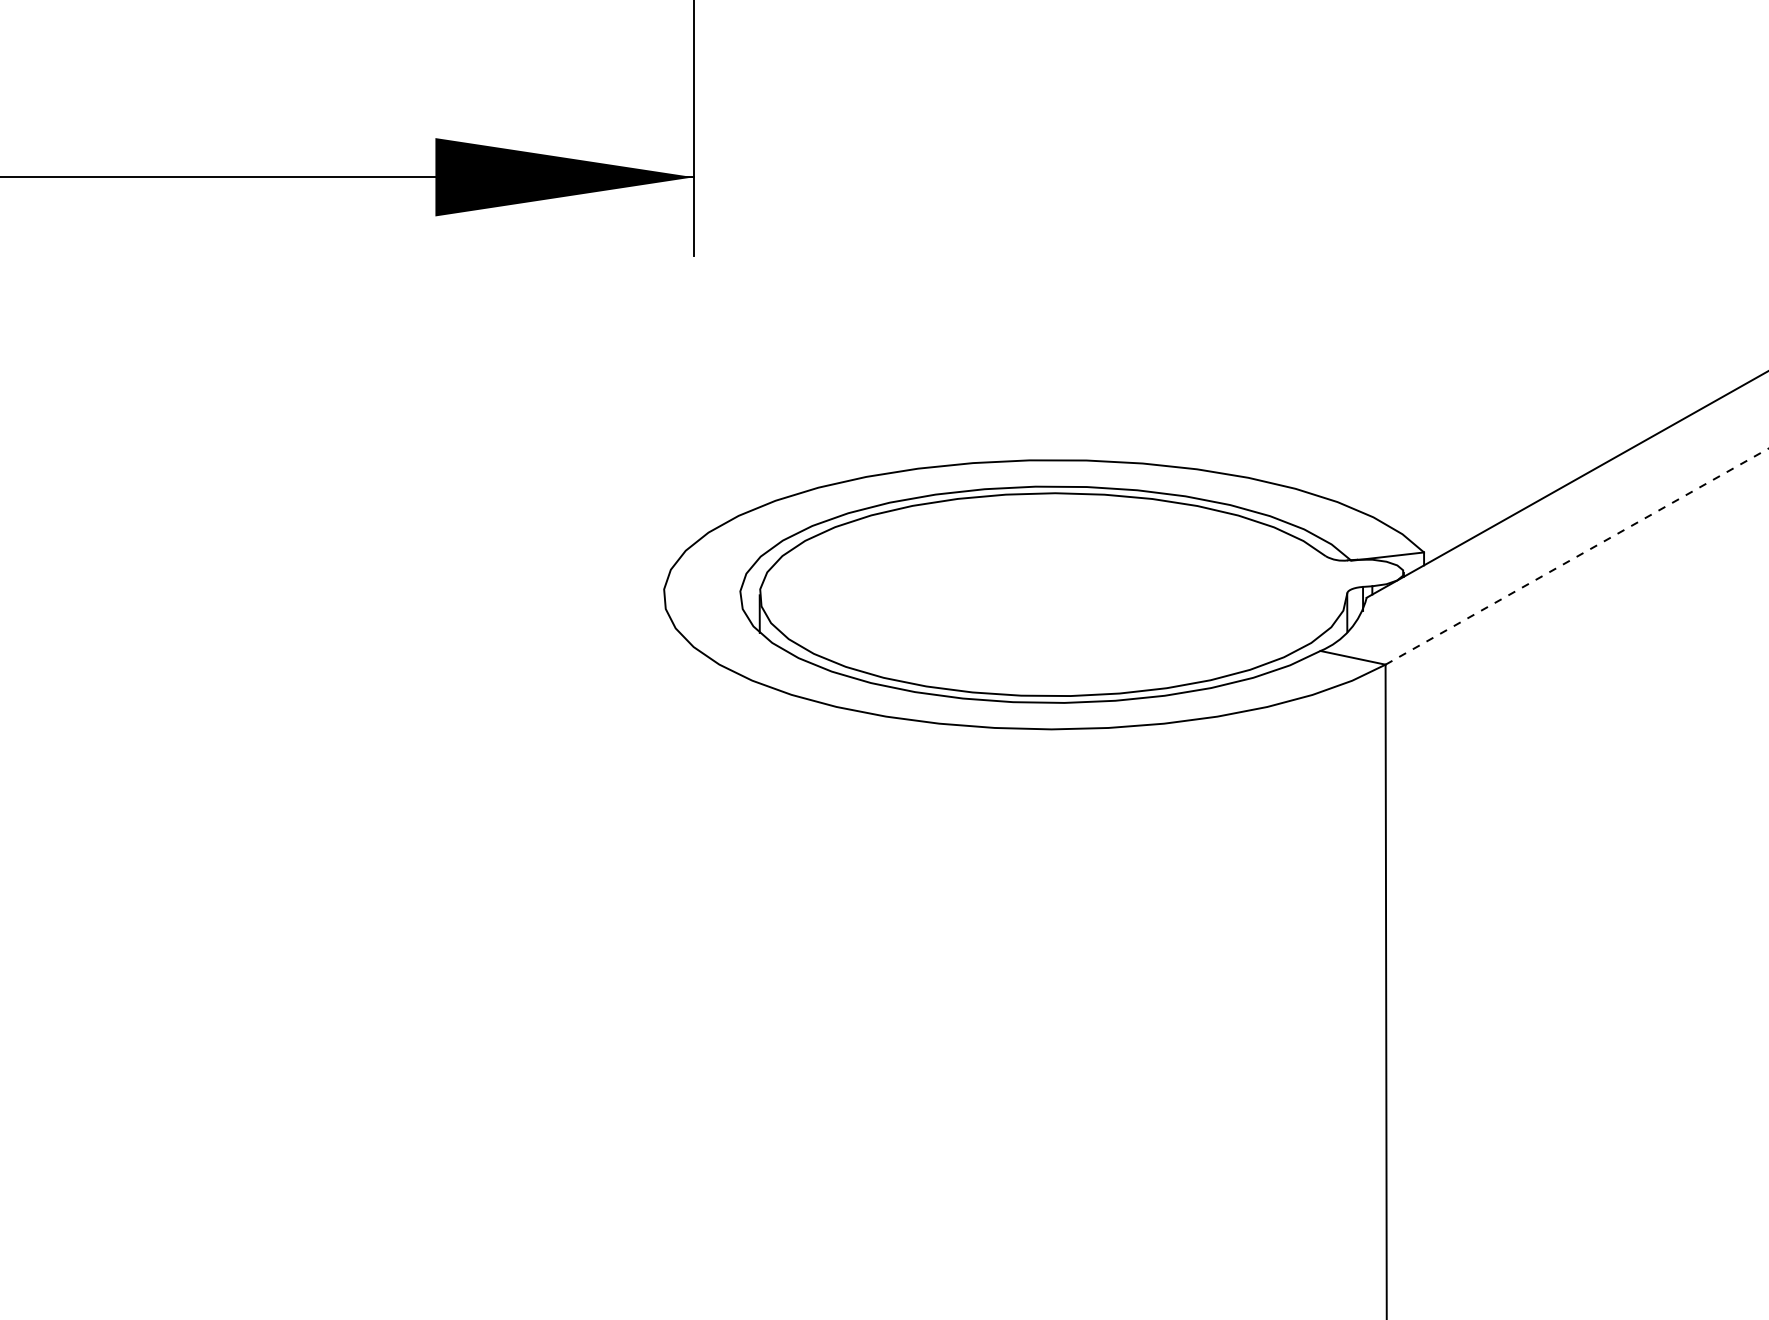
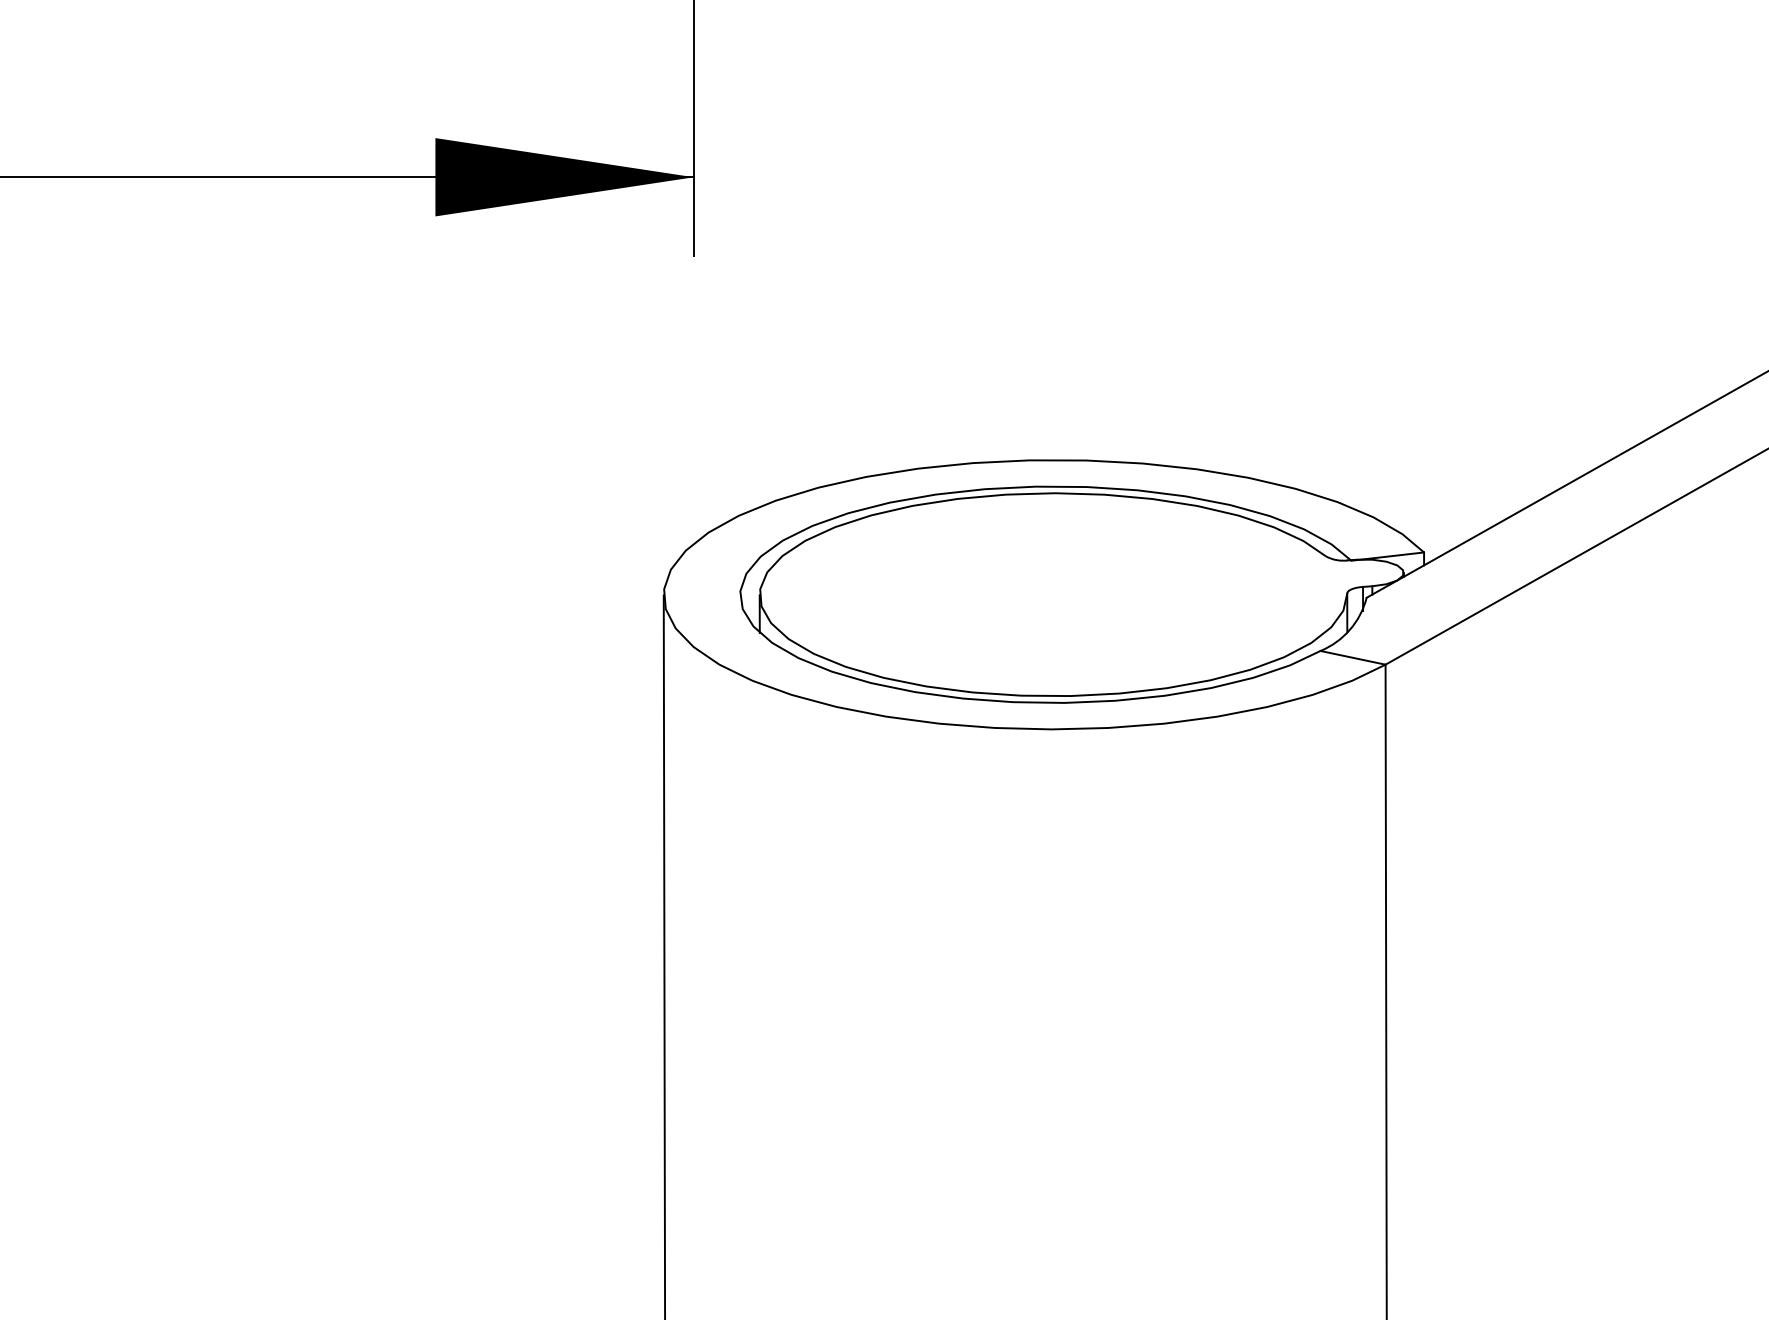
line: dashed -> solid (1577, 556)
line: none -> present (664, 955)
